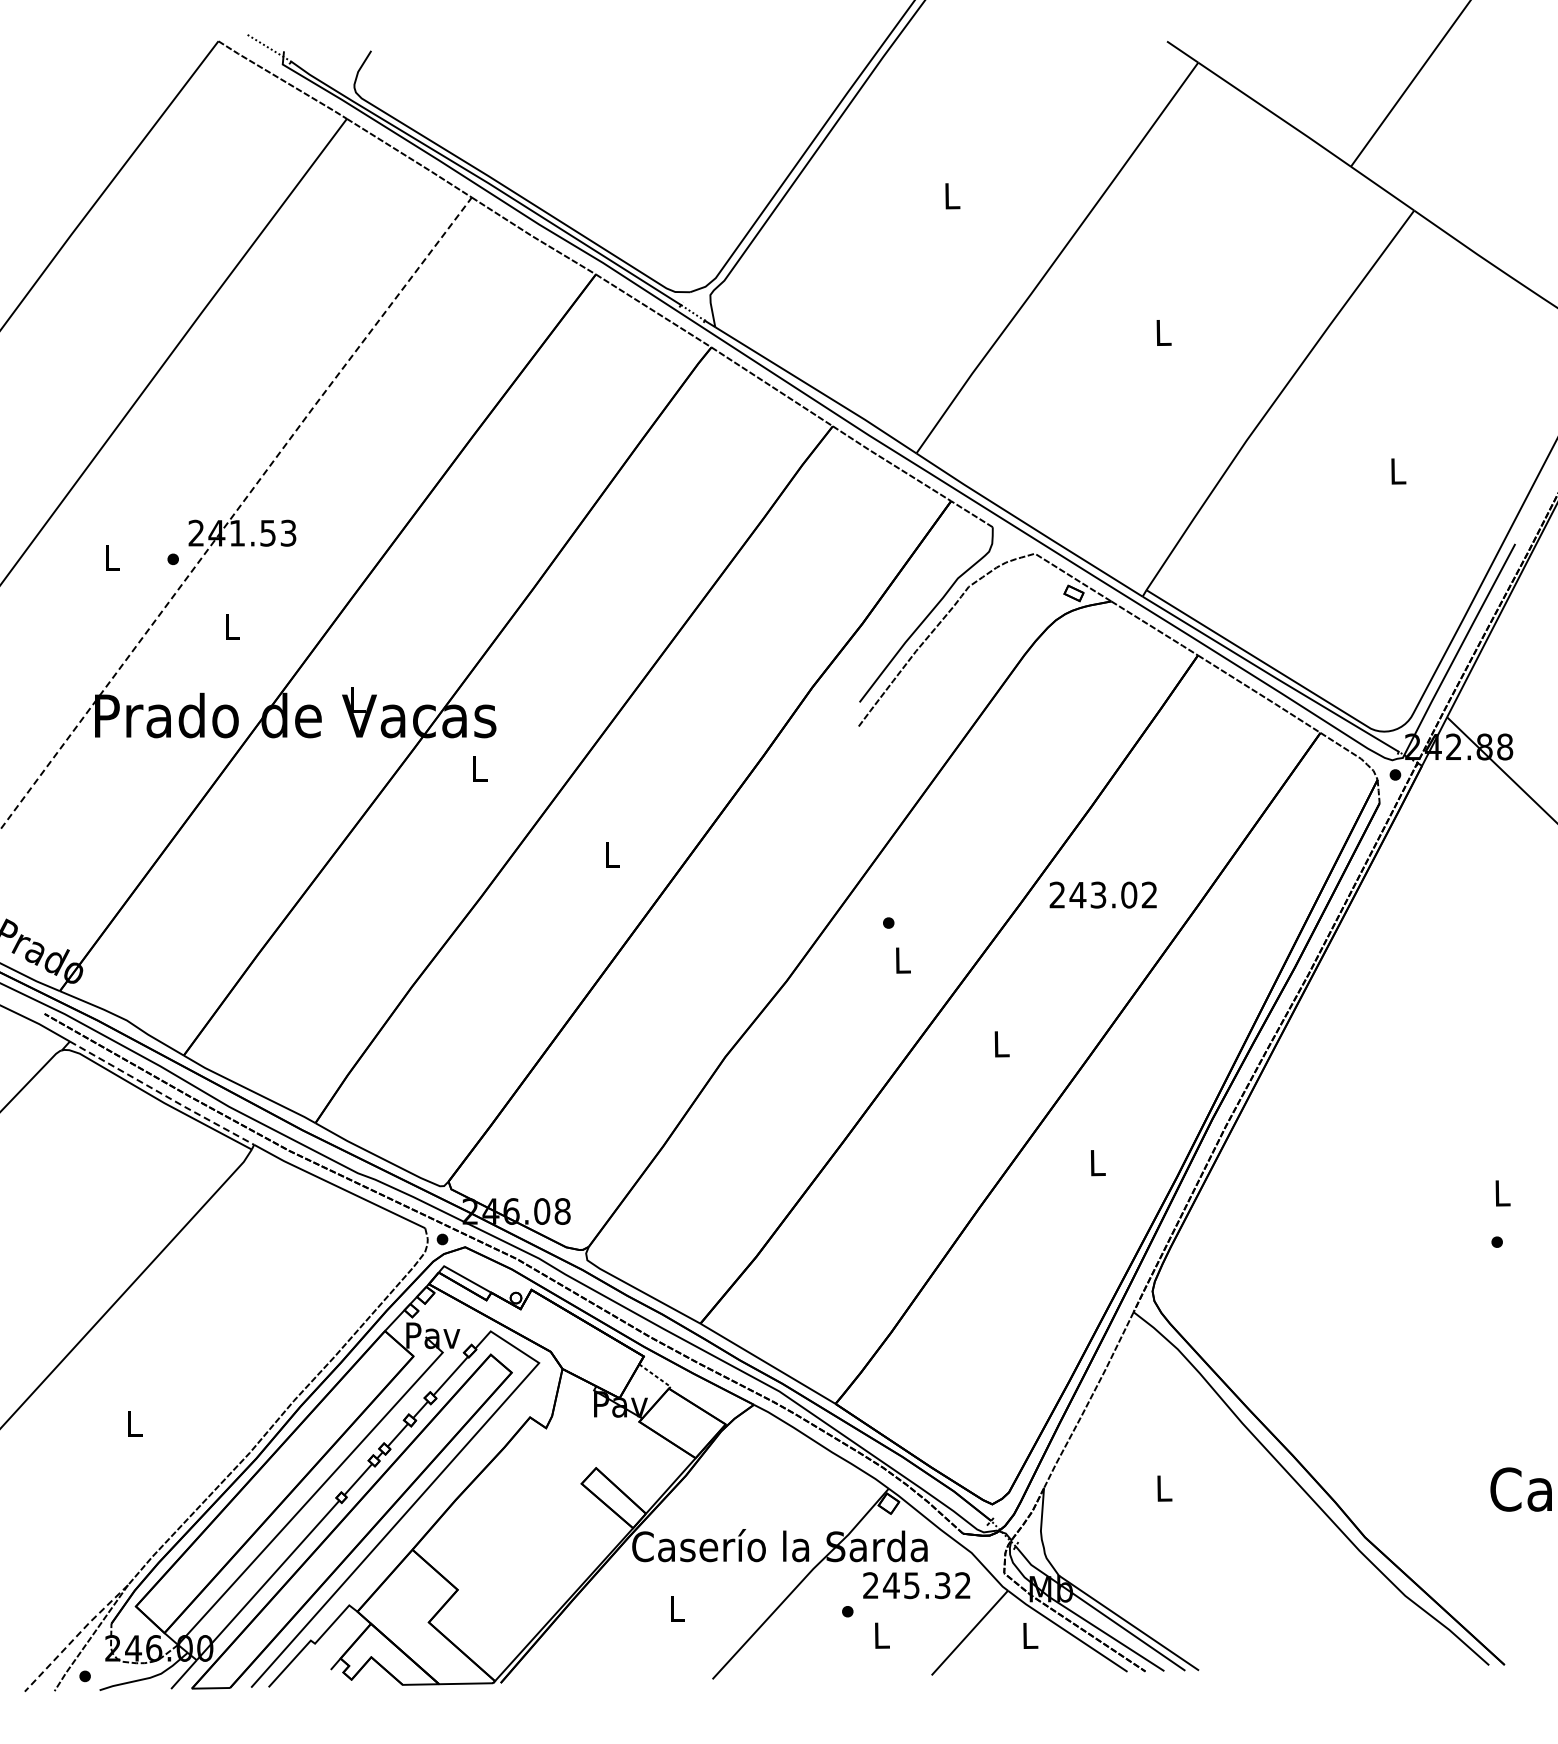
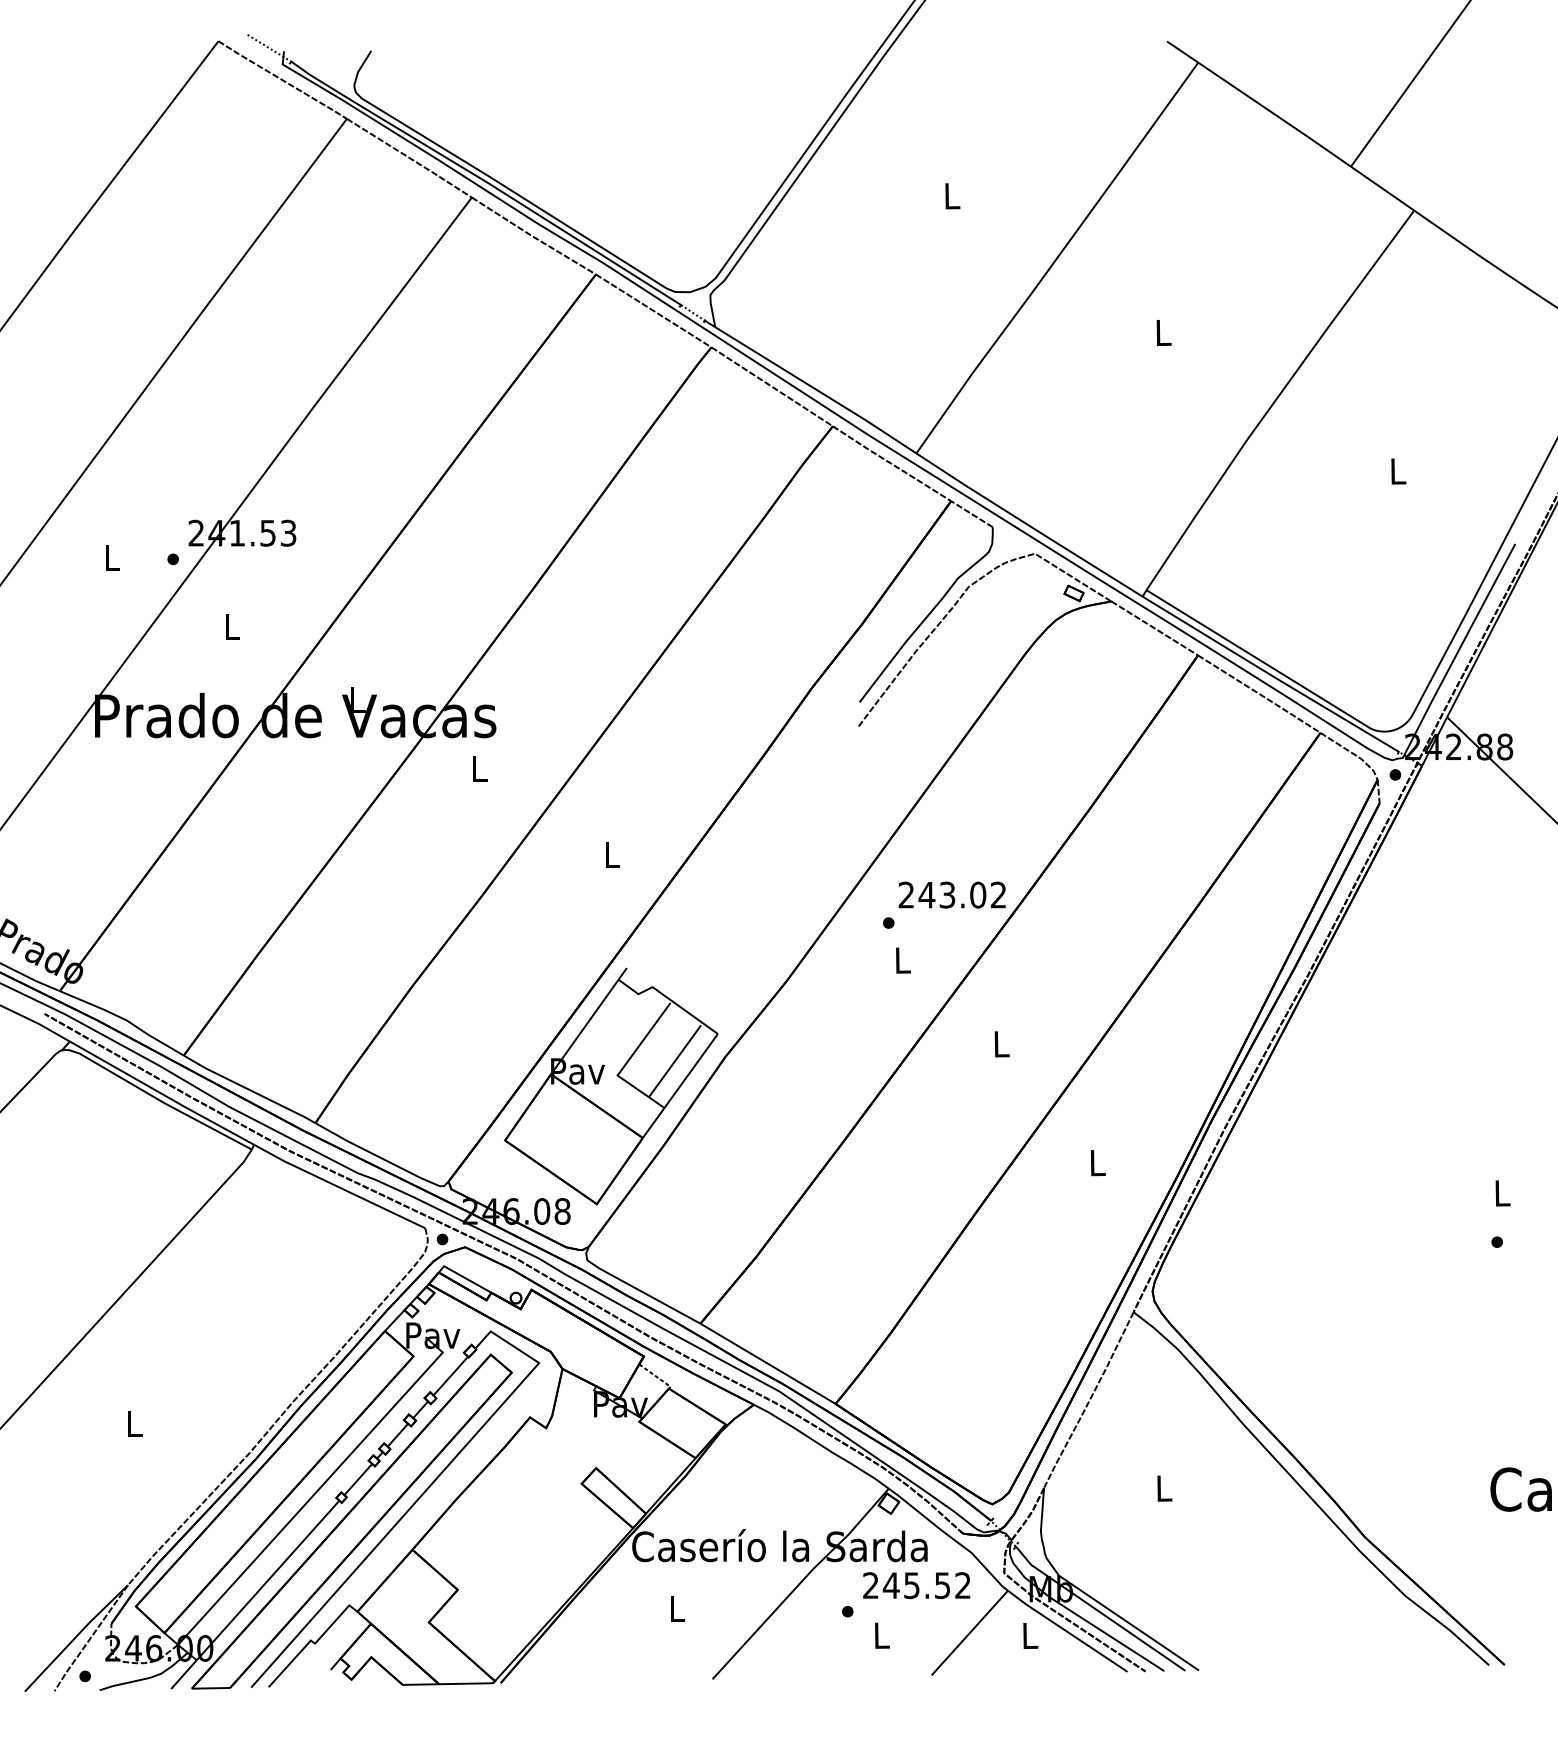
line: dashed -> solid (235, 511)
text position: (1102, 894) -> (951, 894) (951, 894)
part: none -> present (611, 1086)
line: dashed -> solid (162, 1094)
text: 245.32 -> 245.52 (942, 1585)
line: dashed -> solid (75, 1637)
